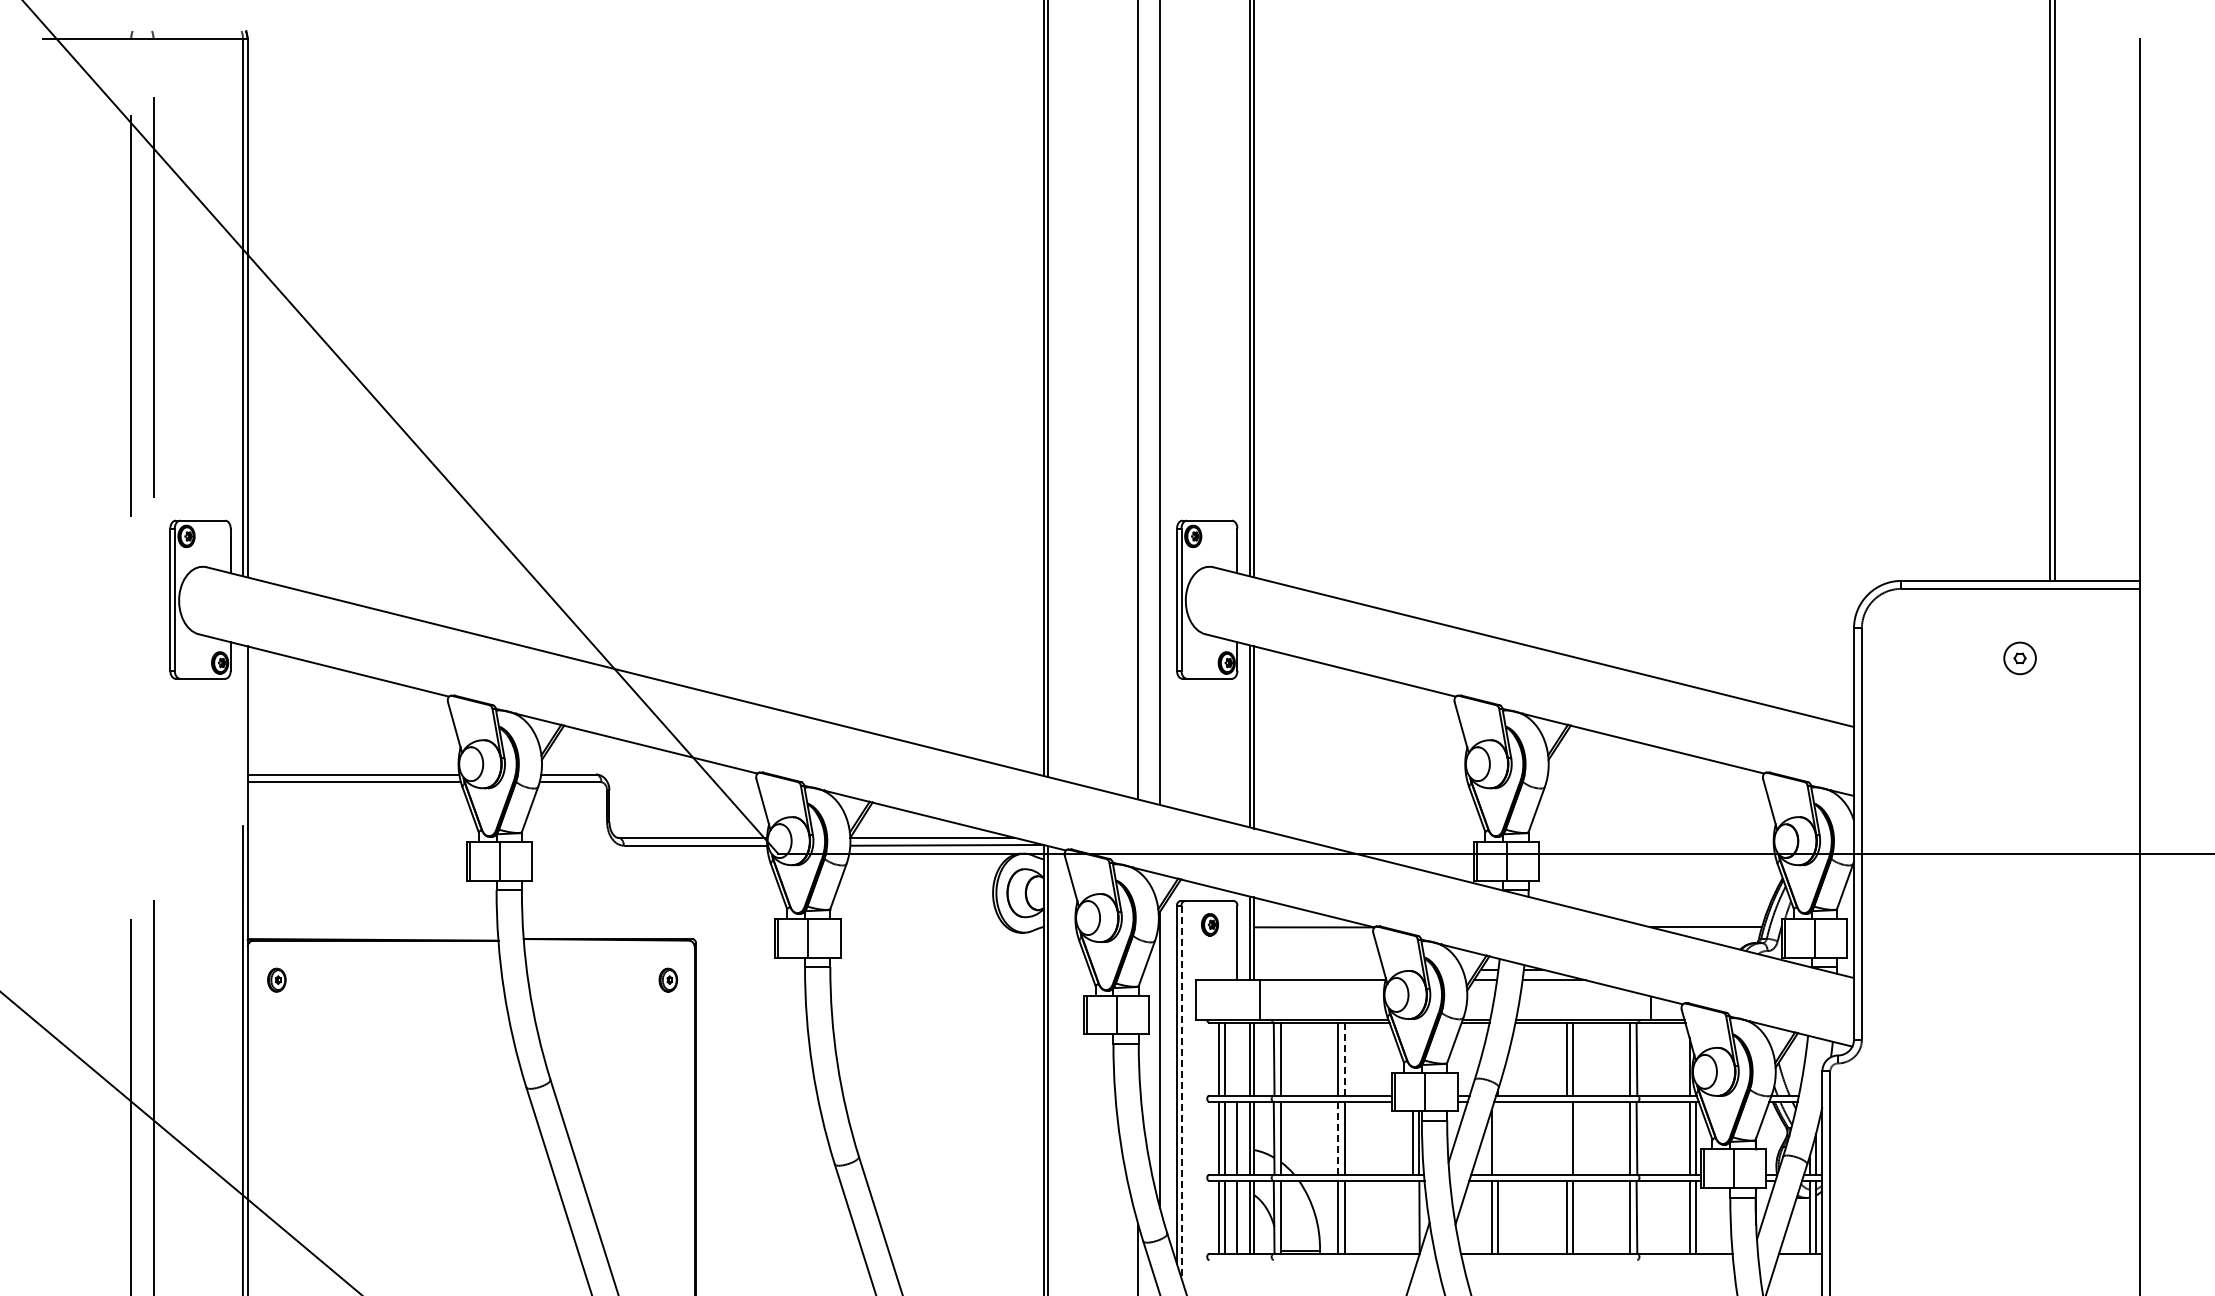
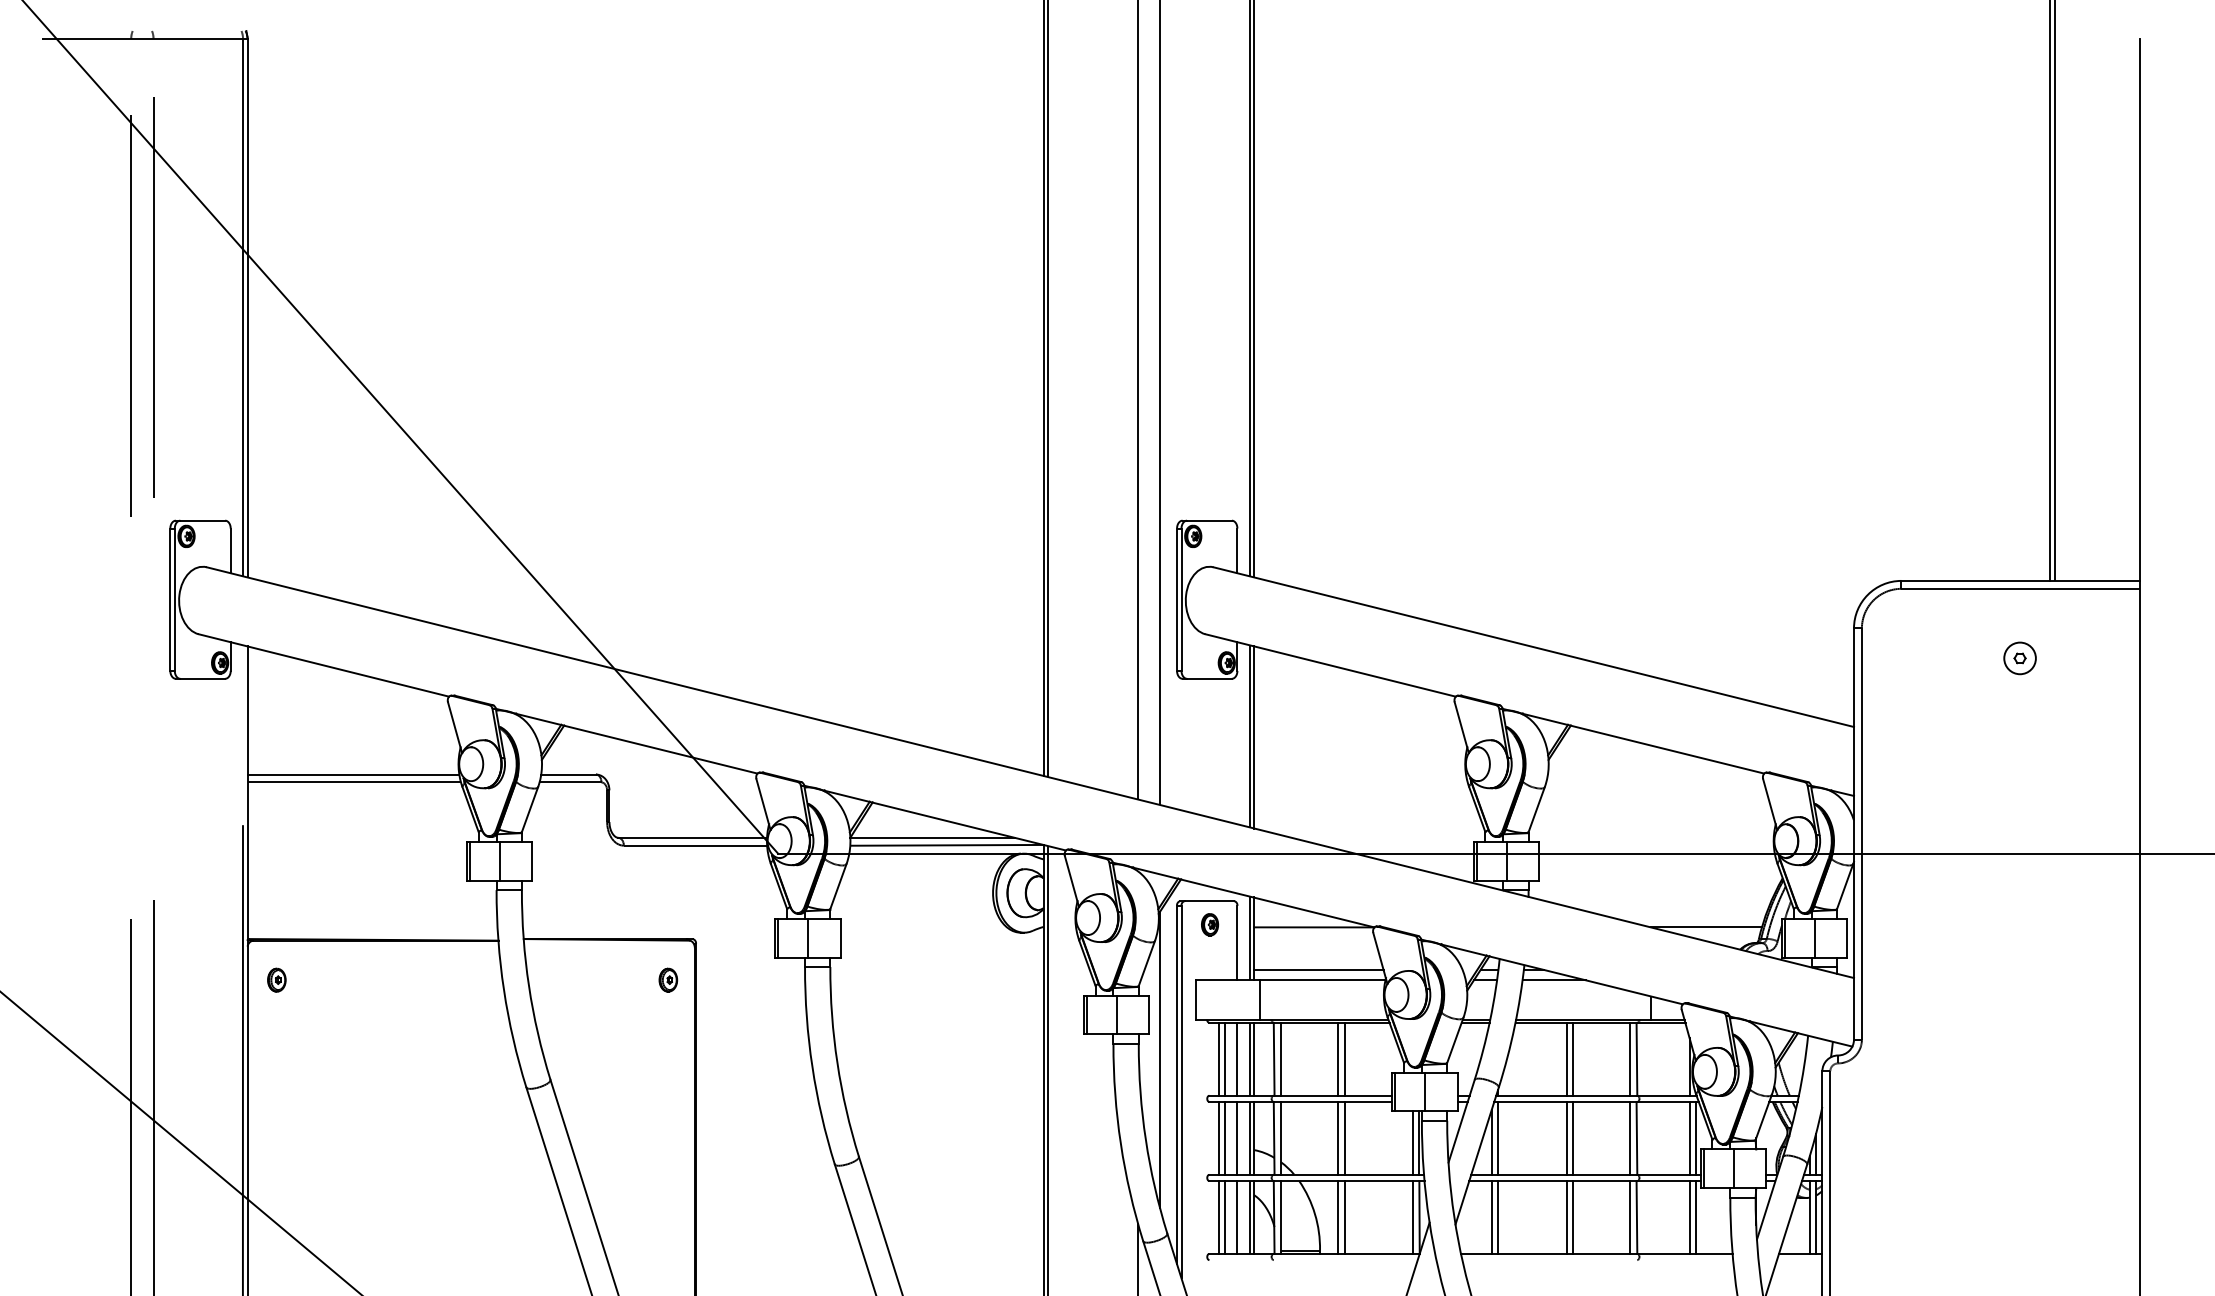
line: none -> present (1319, 969)
line: none -> present (1237, 1058)
line: dashed -> solid (1344, 1058)
line: dashed -> solid (1181, 1092)
line: dashed -> solid (1338, 1138)
line: none -> present (1498, 1138)
line: none -> present (1566, 1138)
line: none -> present (1413, 1217)
